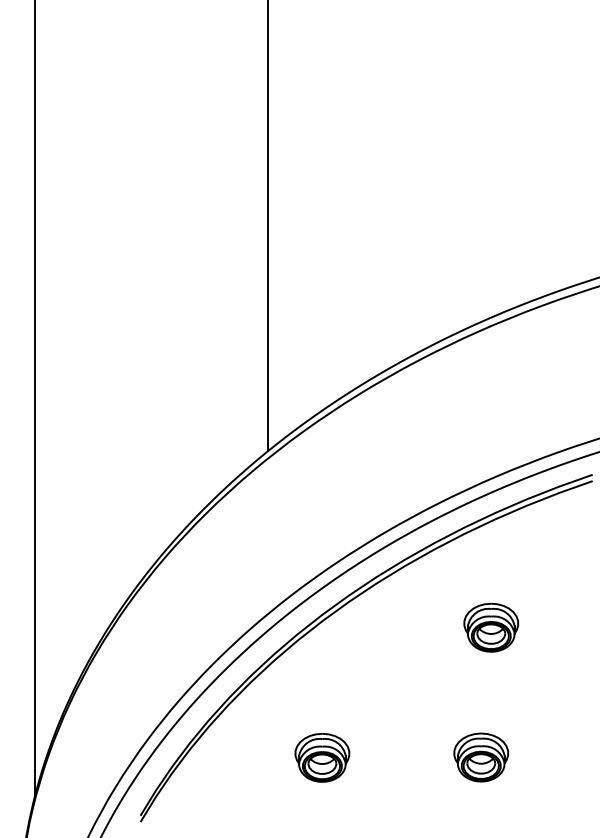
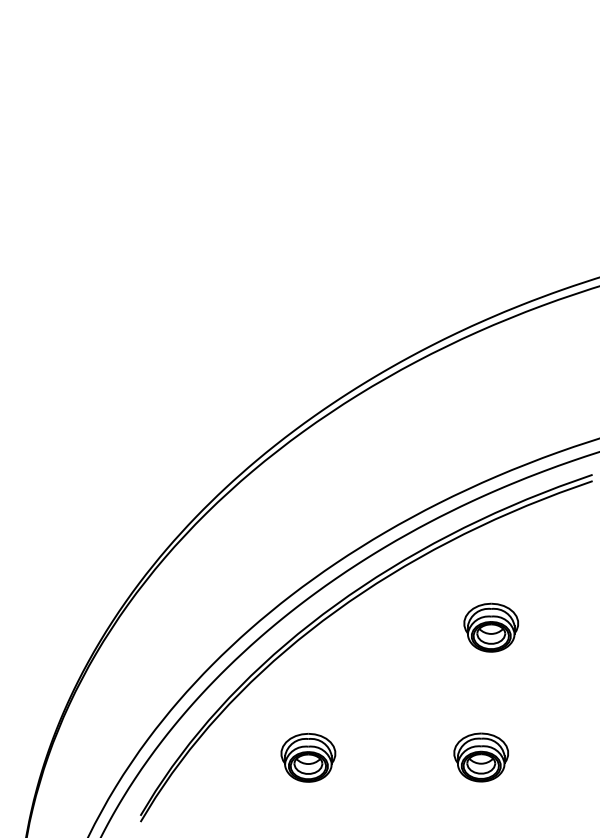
line: present -> none (268, 226)
line: present -> none (34, 399)
part position: (322, 757) -> (308, 757) (308, 757)
